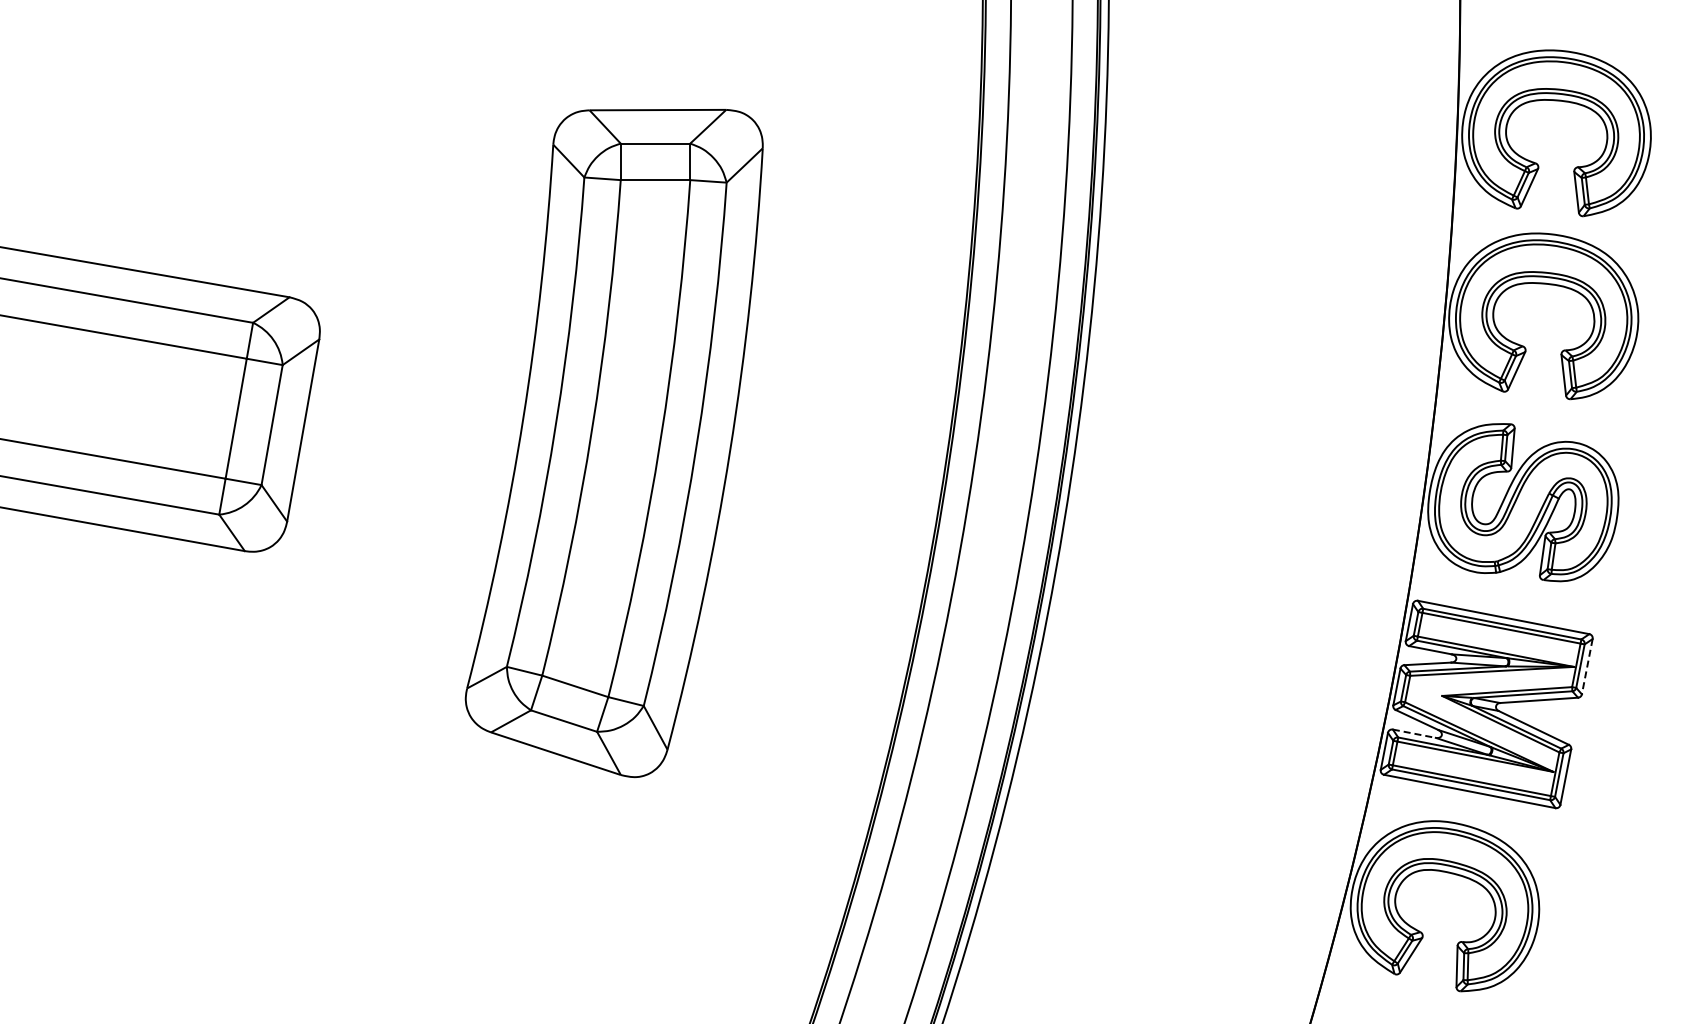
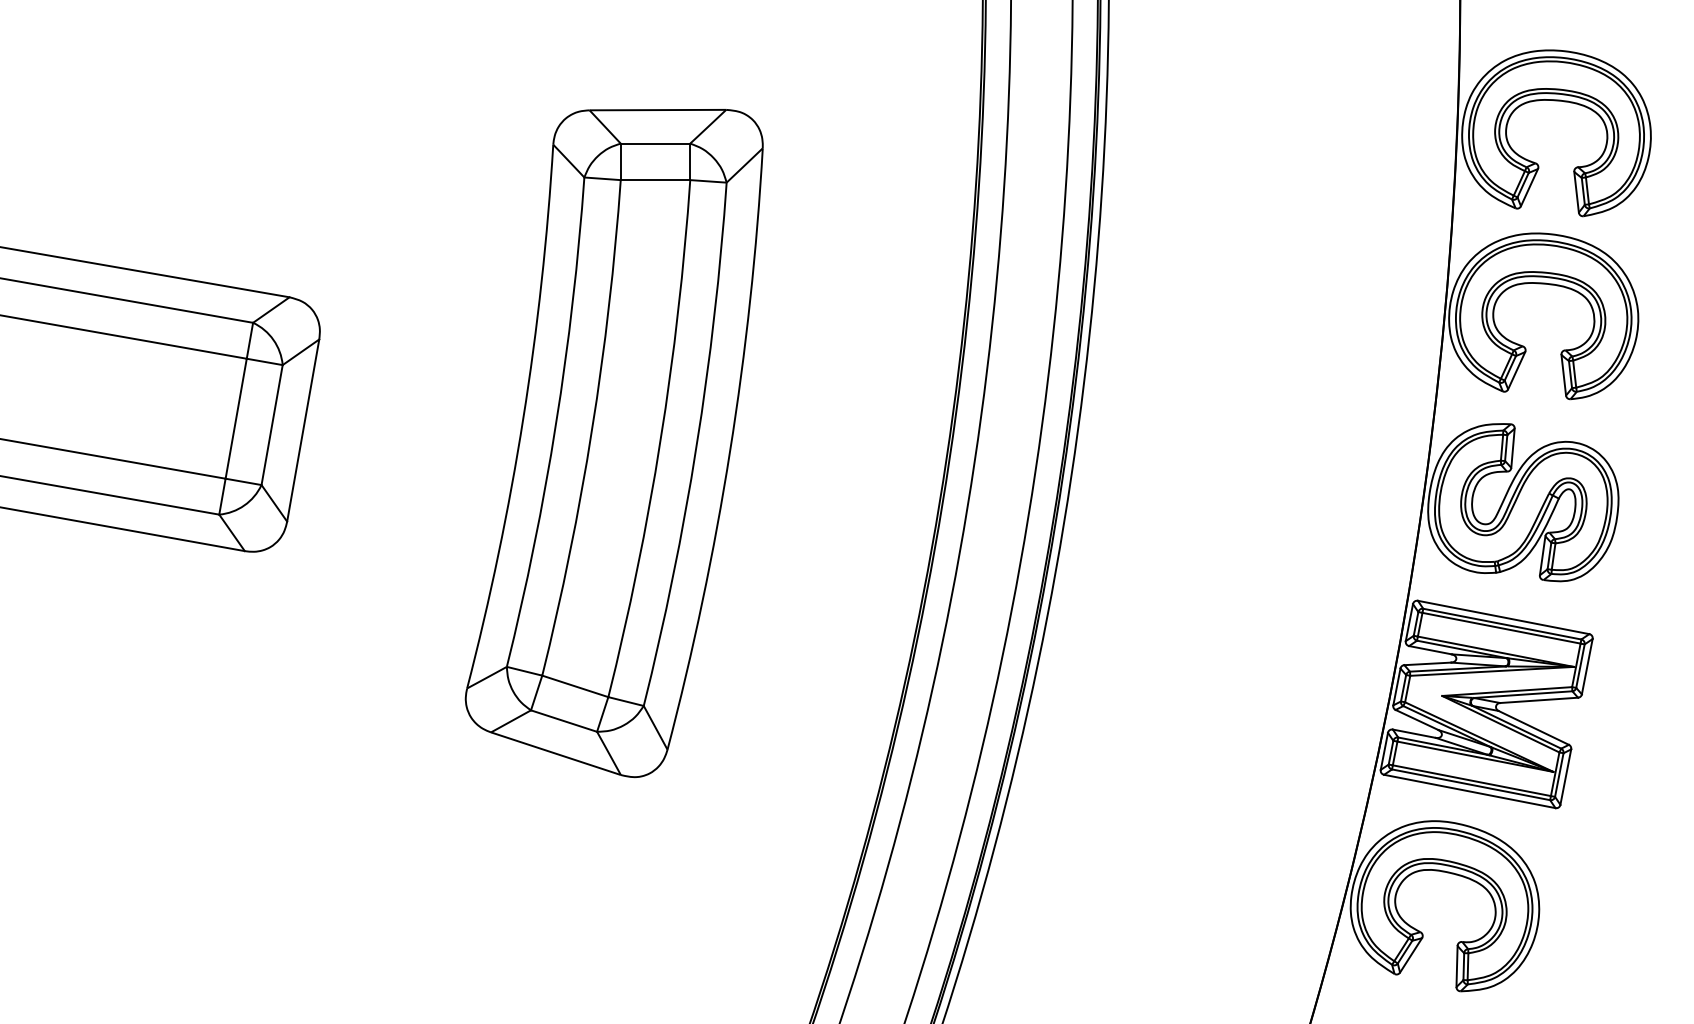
line: dashed -> solid (1587, 667)
line: dashed -> solid (1414, 733)
